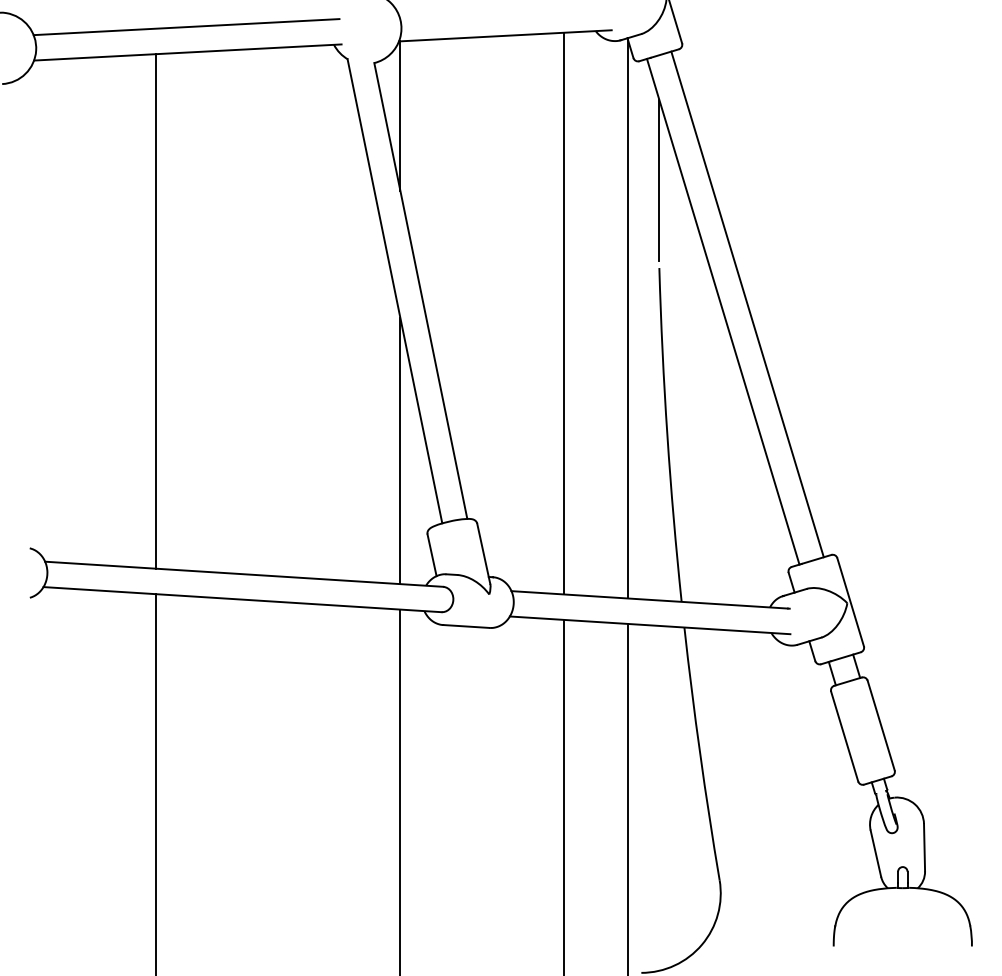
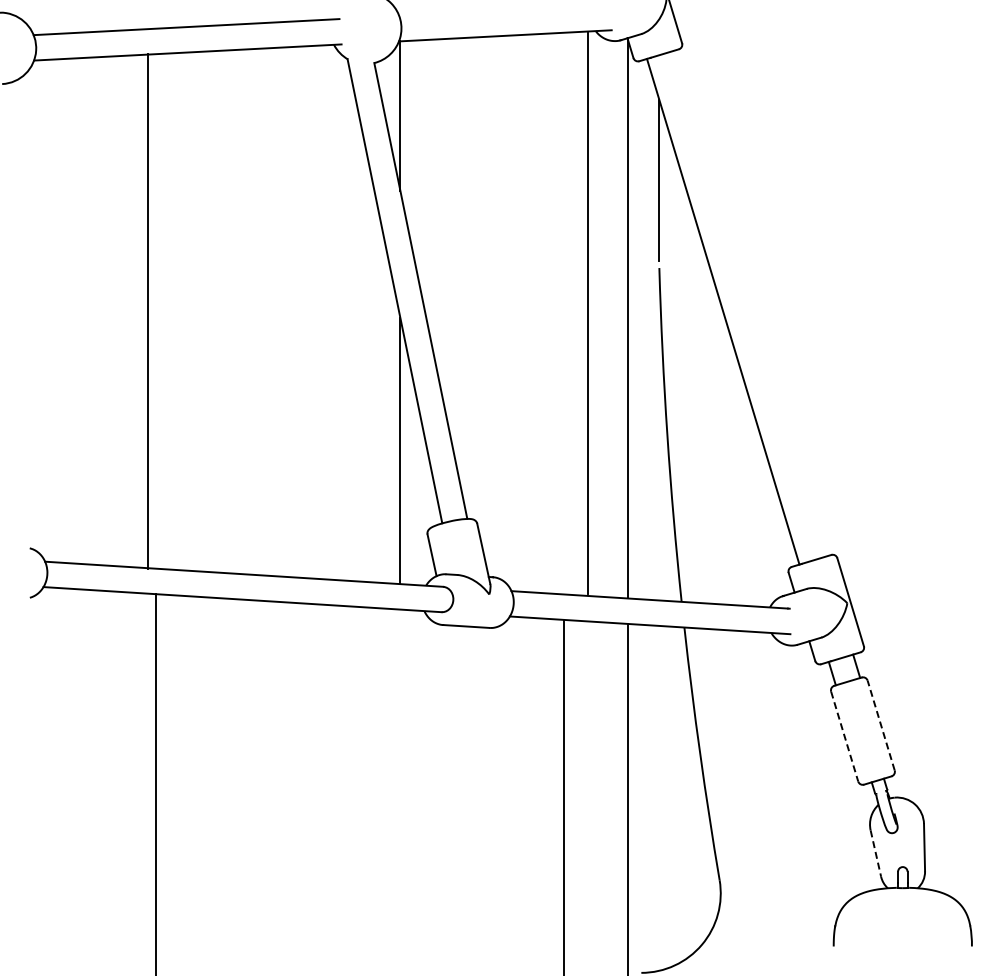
line: present -> none (747, 304)
line position: (155, 311) -> (147, 311) (147, 311)
line position: (563, 313) -> (587, 313) (587, 313)
line: solid -> dashed (881, 725)
line: solid -> dashed (844, 736)
line: present -> none (400, 790)
line: solid -> dashed (875, 853)
